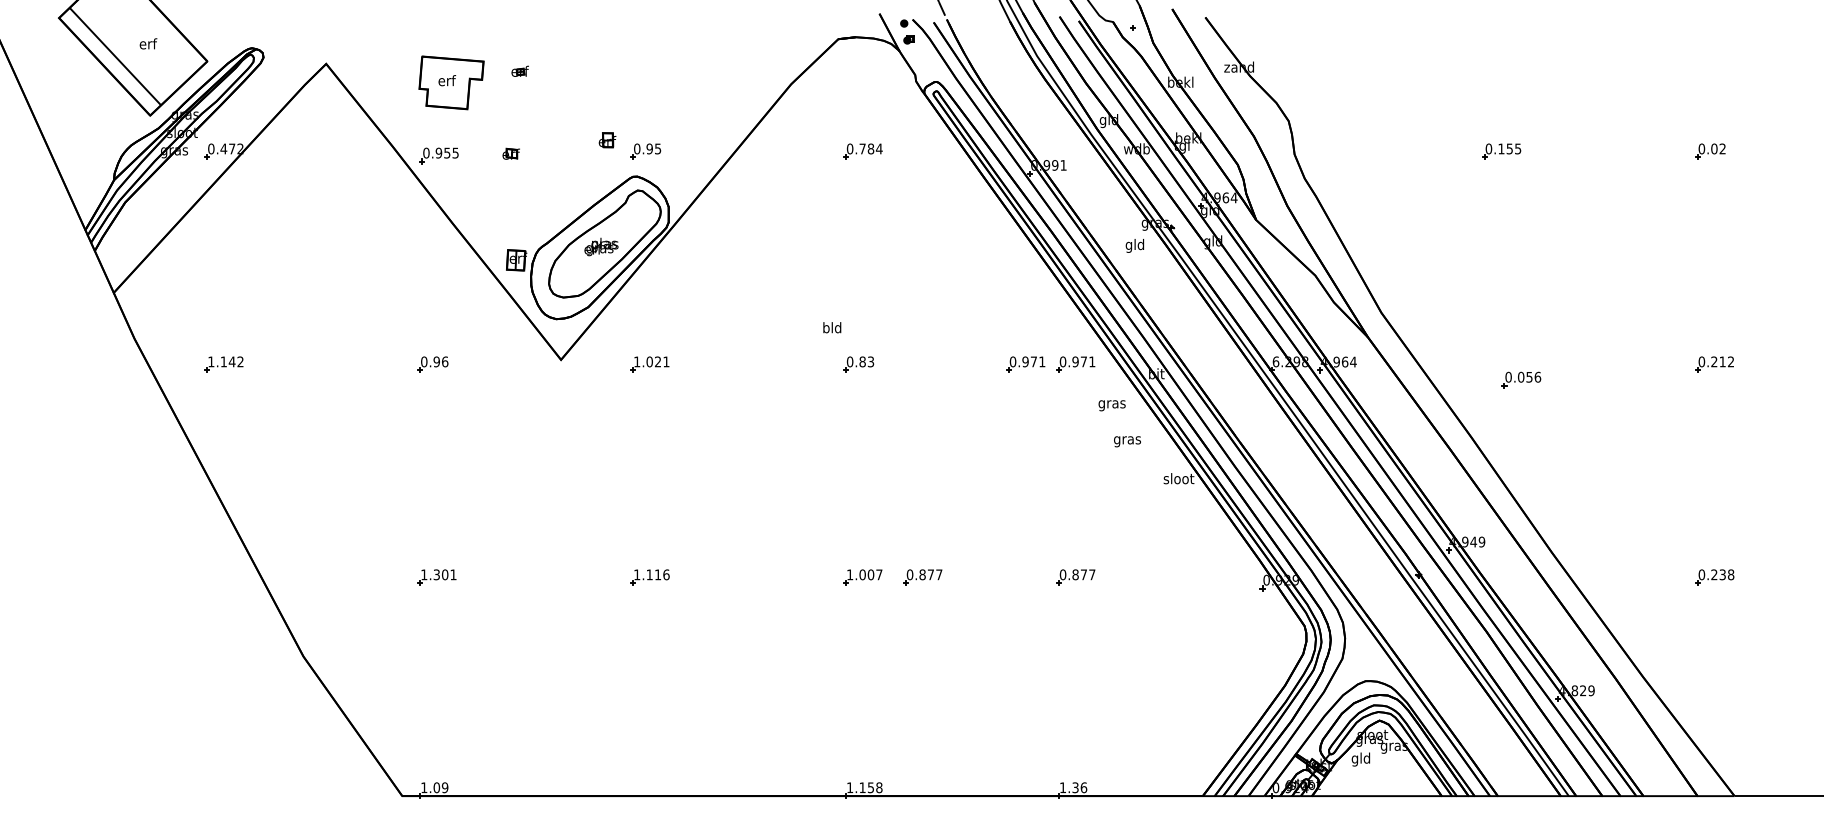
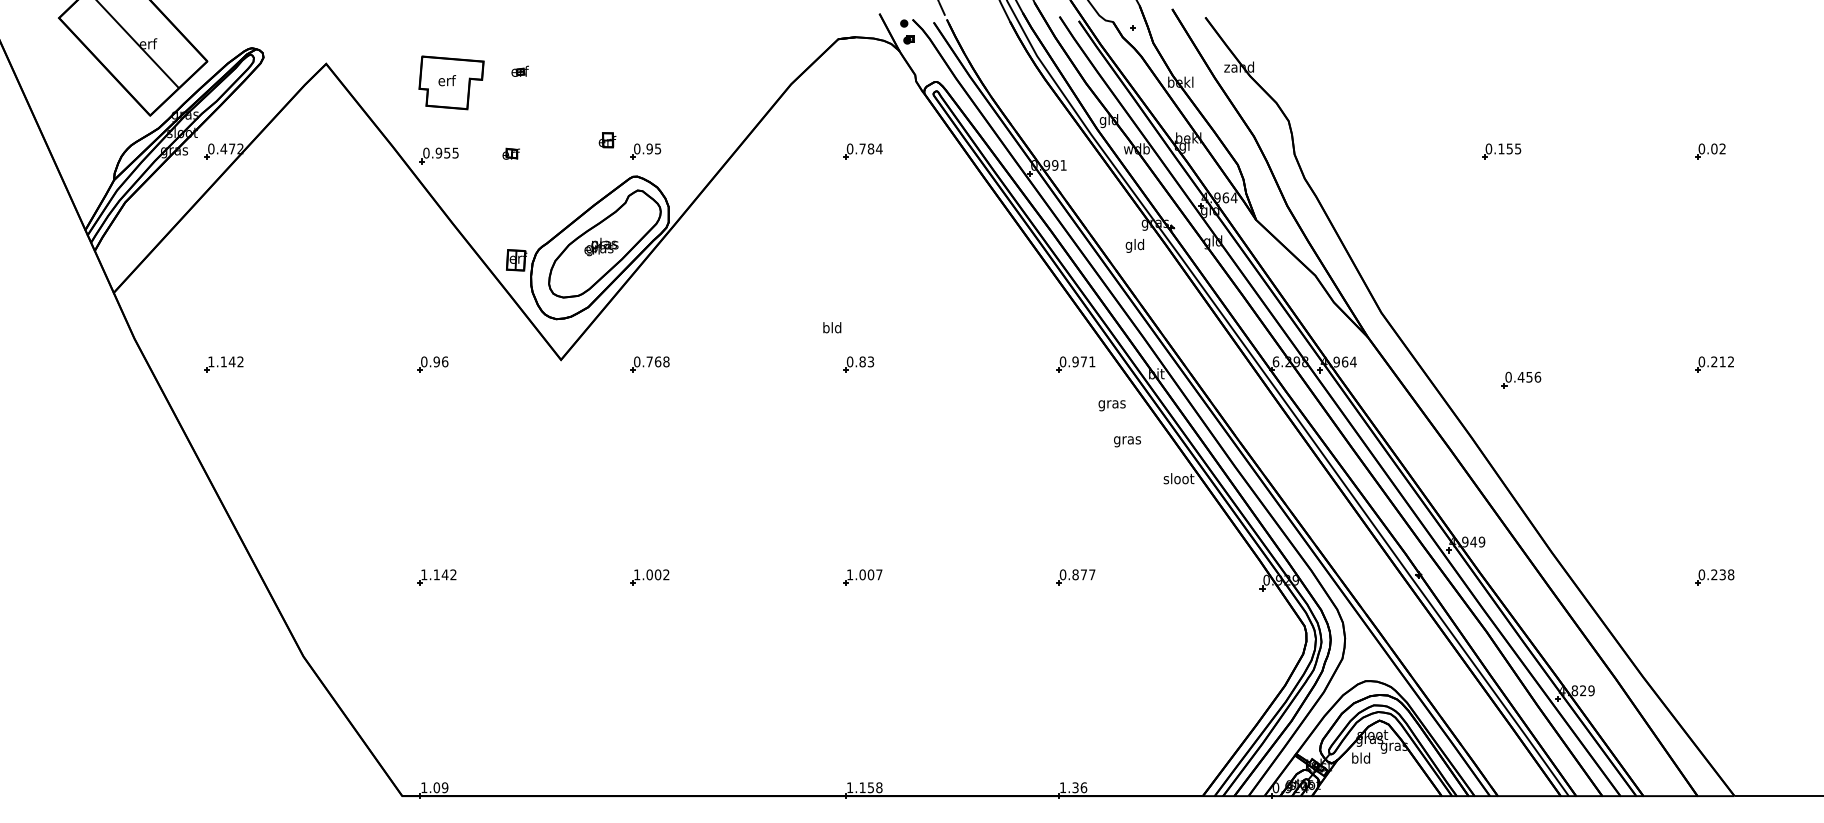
line position: (115, 56) -> (138, 44) (138, 44)
text: 1.021 -> 0.768 (651, 361)
part: present -> none (1025, 364)
text: 0.056 -> 0.456 (1520, 376)
text: 1.301 -> 1.142 (444, 574)
text: 1.116 -> 1.002 (657, 574)
part: present -> none (922, 577)
text: gld -> bld (1354, 759)
